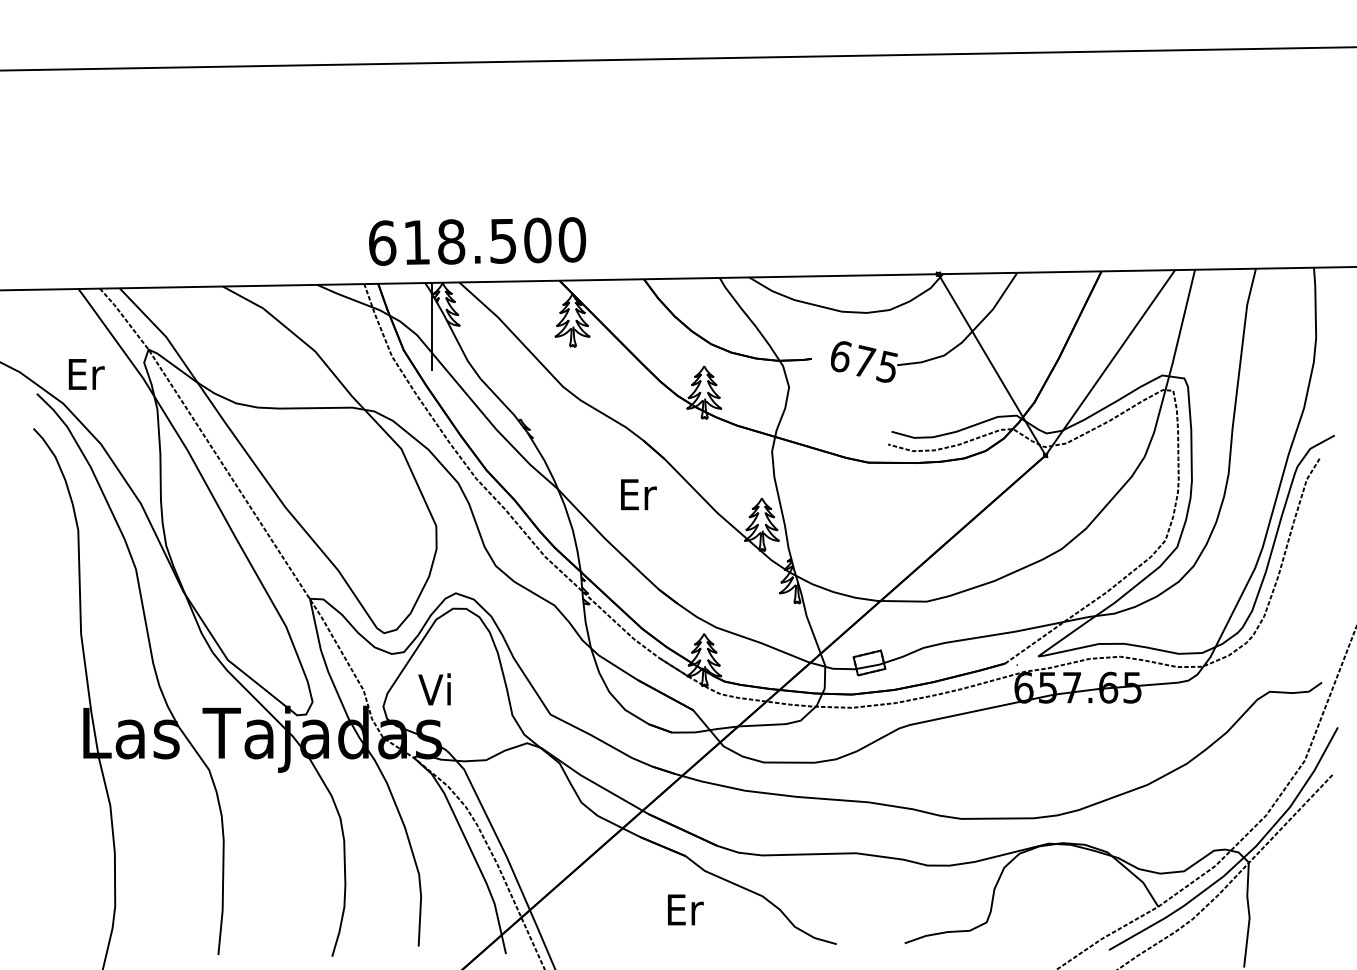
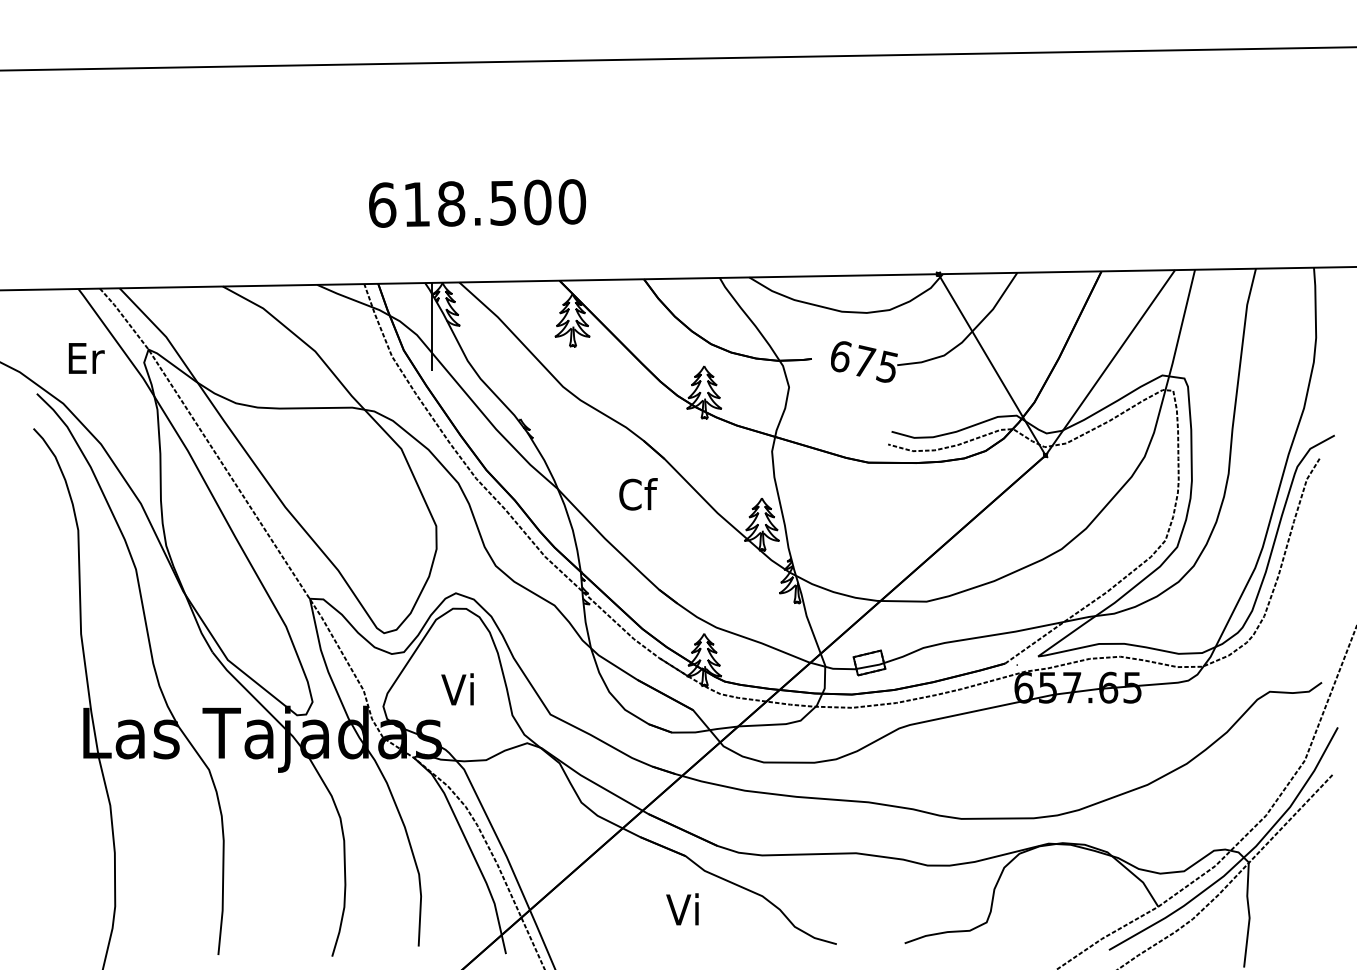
text position: (477, 241) -> (477, 203) (477, 203)
text position: (86, 374) -> (86, 358) (86, 358)
text: Er -> Cf (638, 494)
text position: (434, 689) -> (457, 689) (457, 689)
text: Er -> Vi (684, 909)
